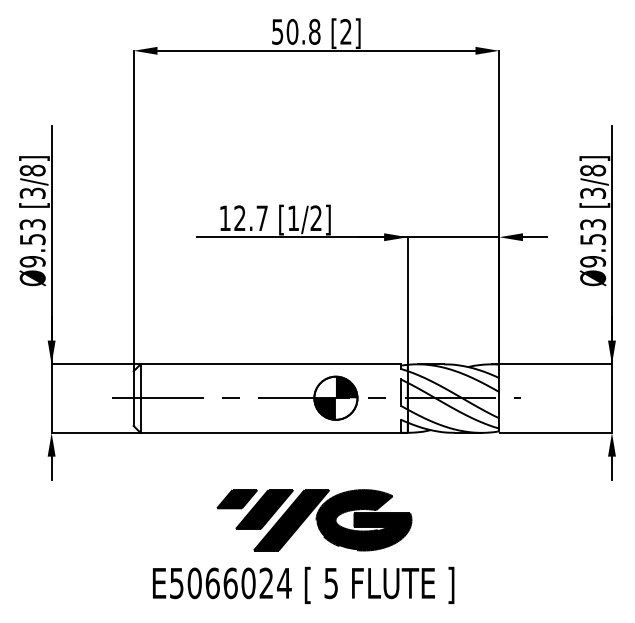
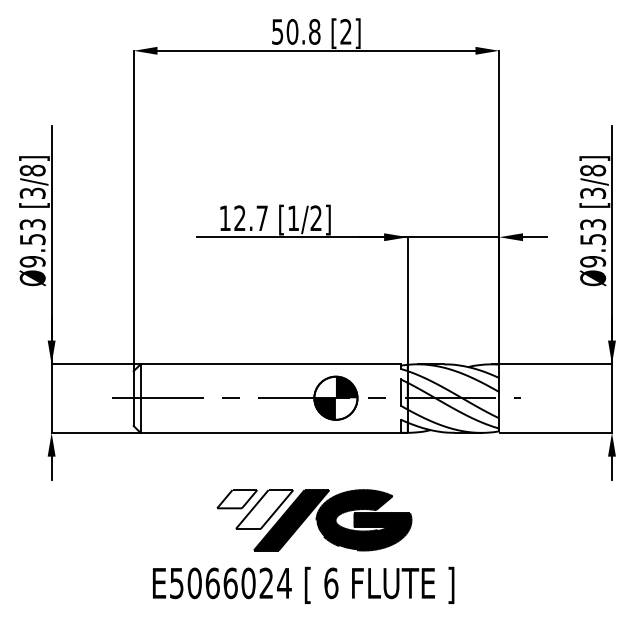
fill: present -> none (237, 499)
fill: present -> none (264, 509)
text: 5 -> 6 (331, 583)
